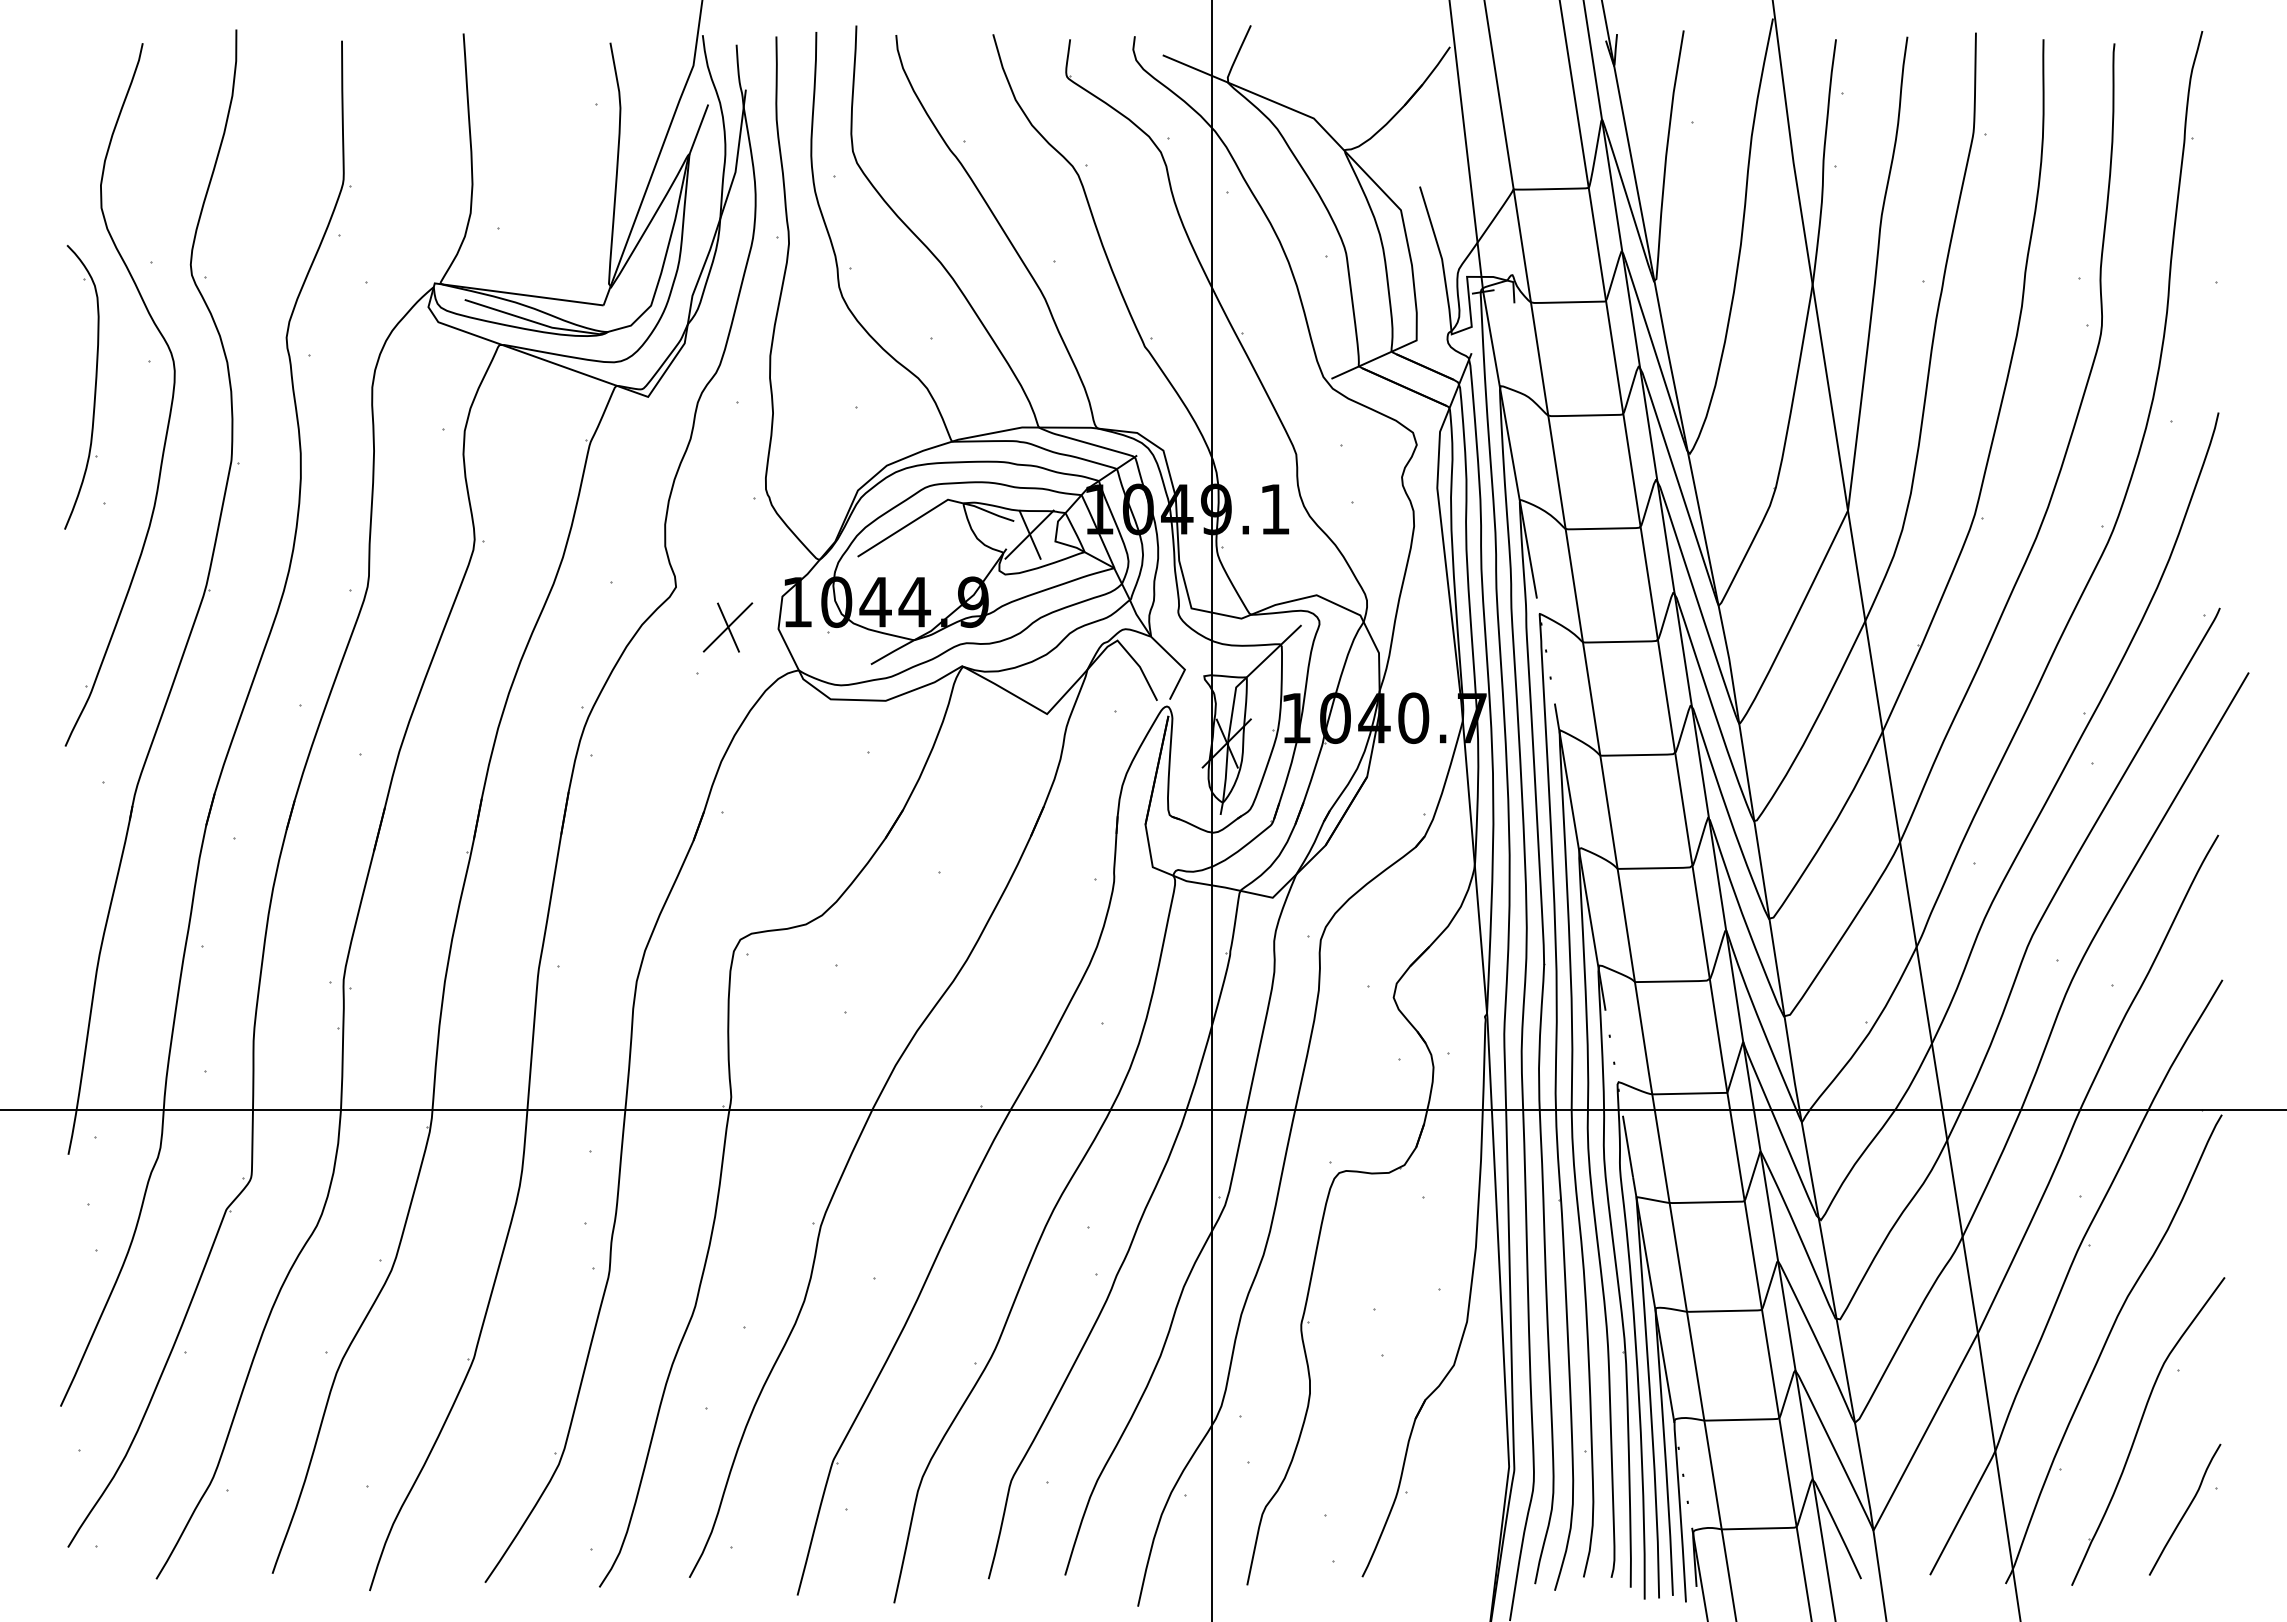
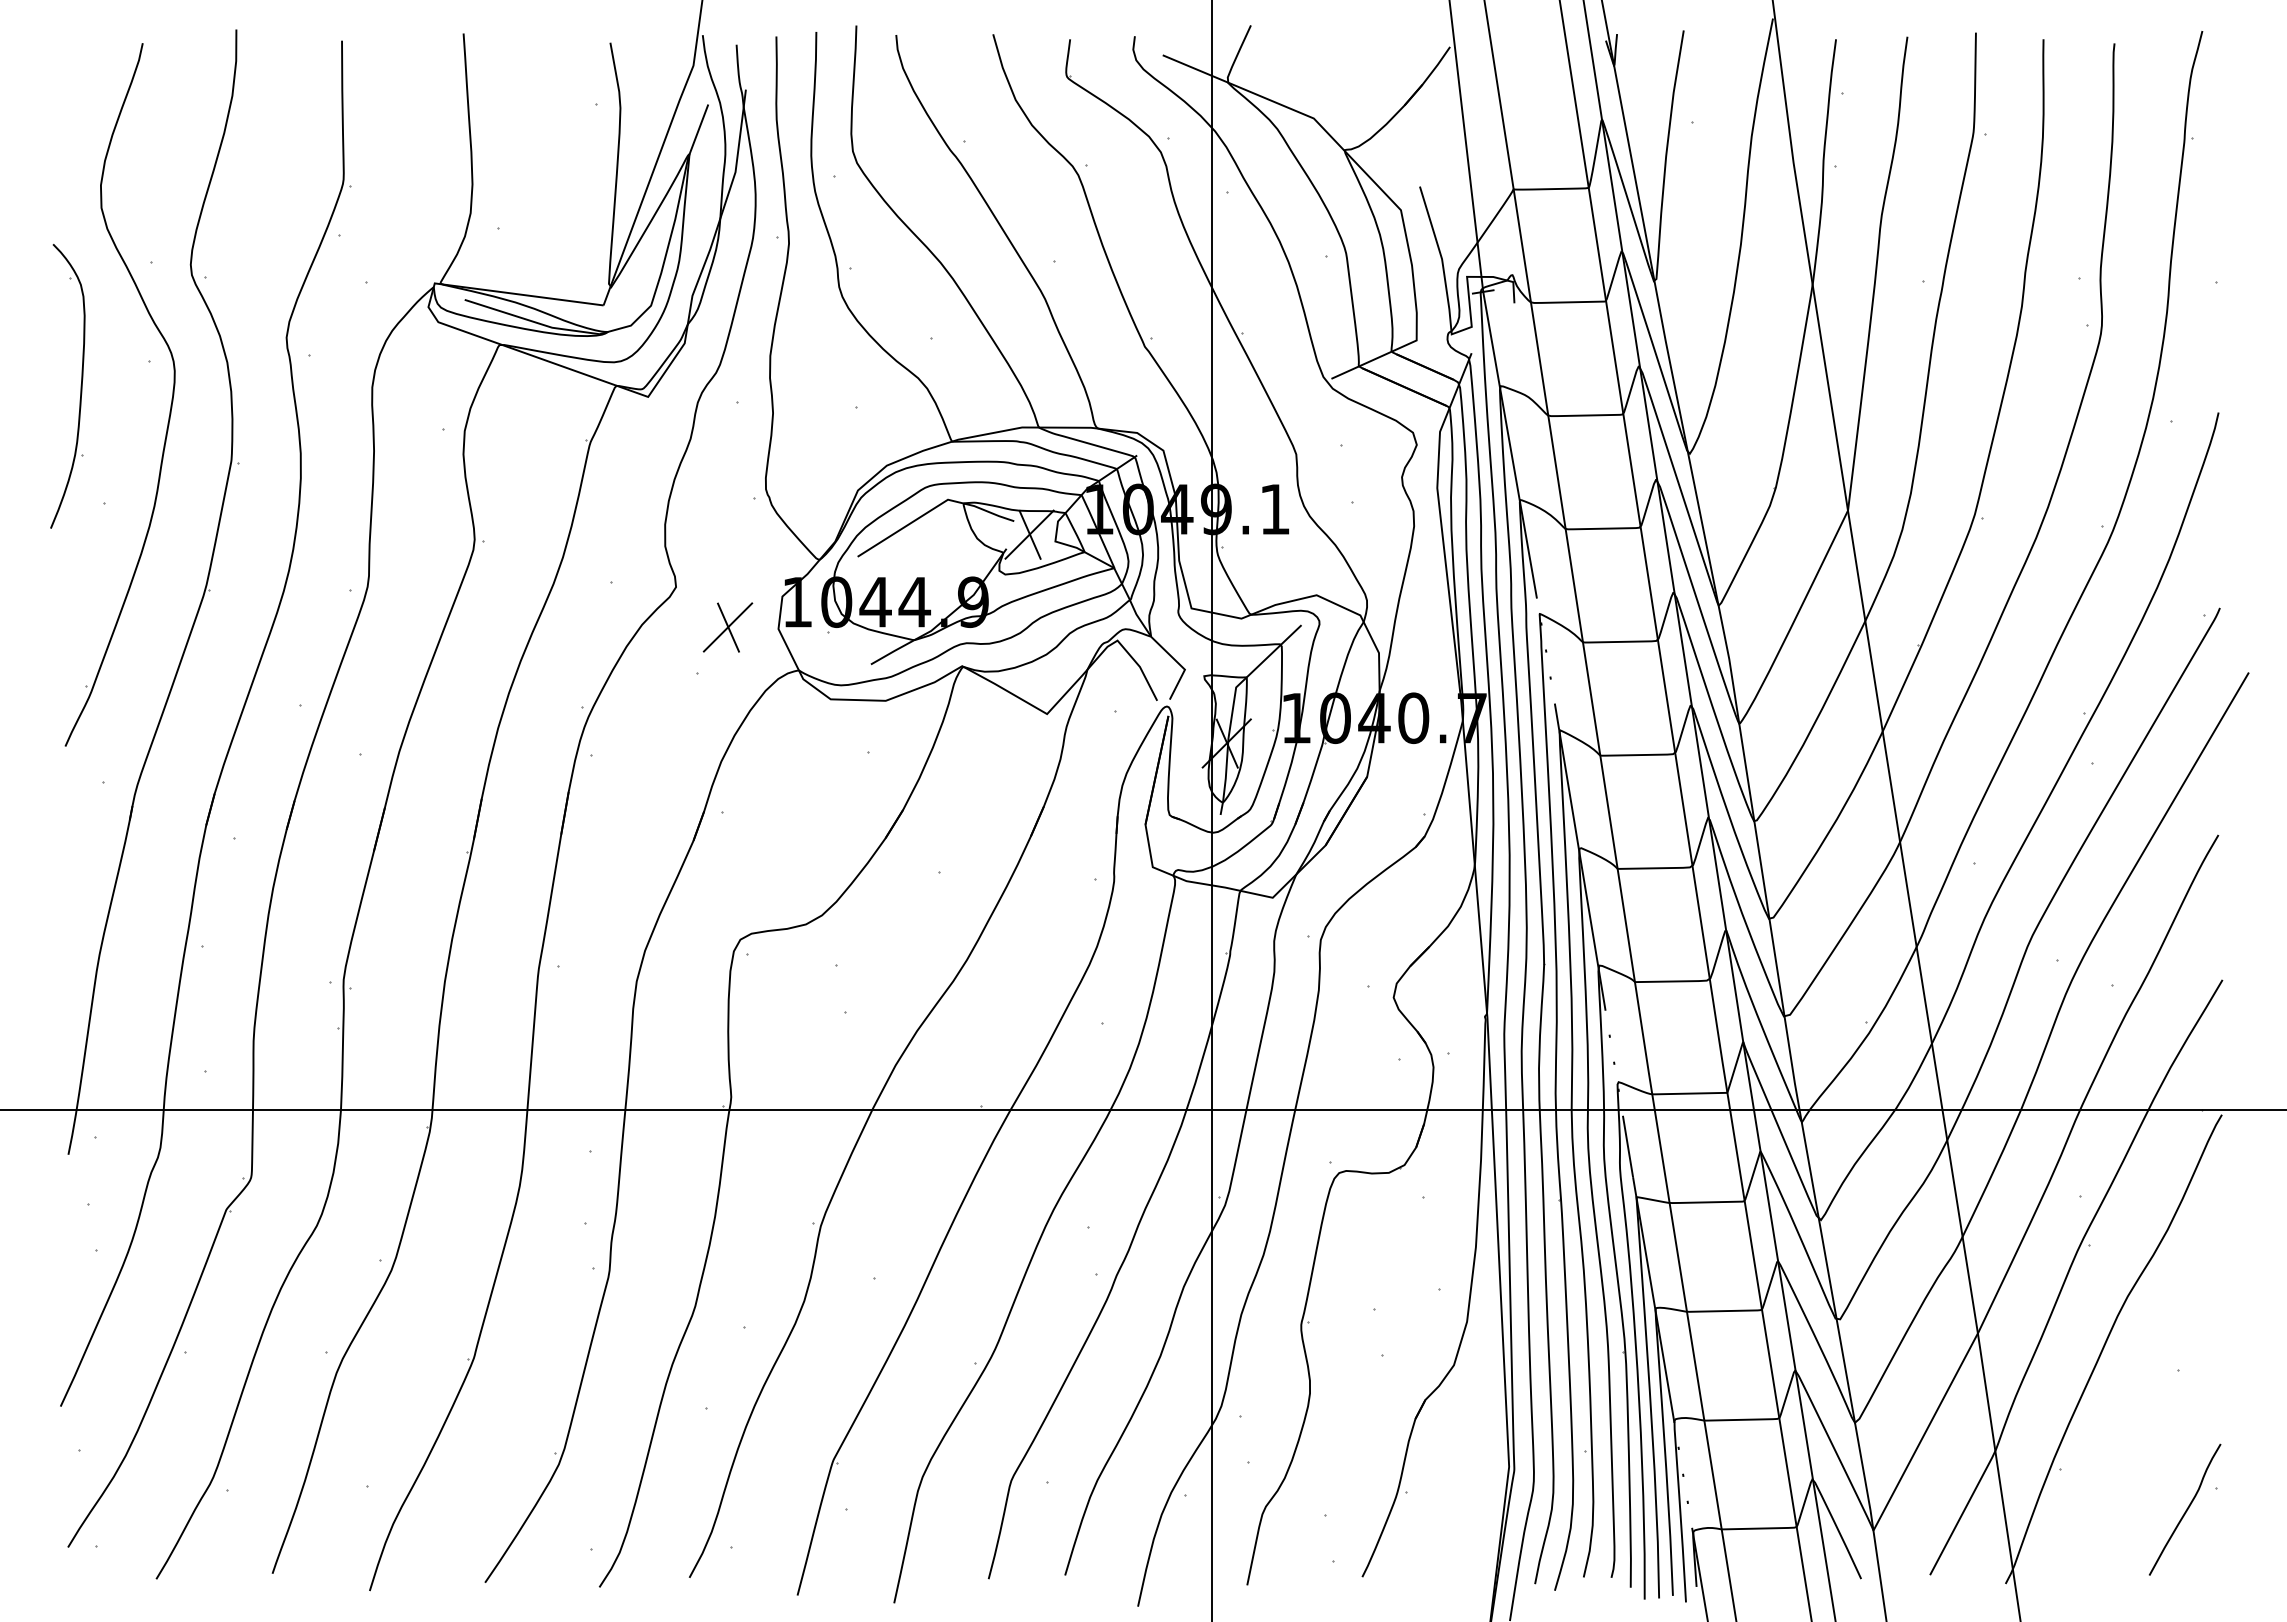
part position: (94, 387) -> (80, 386) (80, 386)
part: present -> none (2140, 1426)
